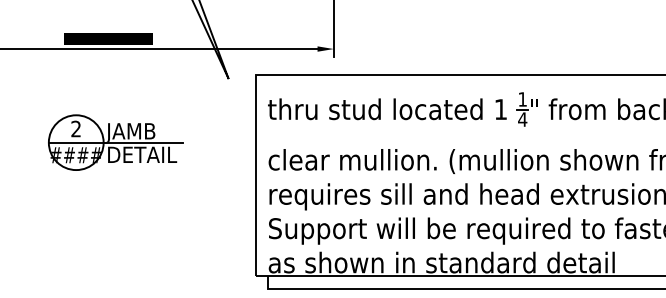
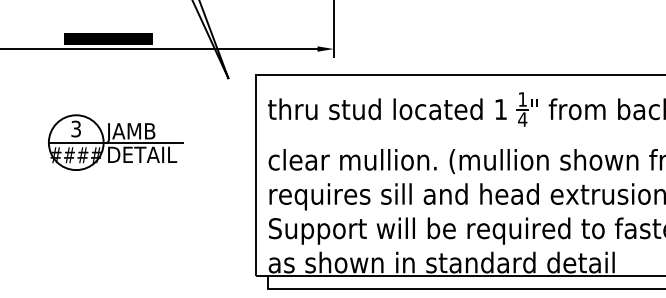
text: 2 -> 3 (75, 129)
